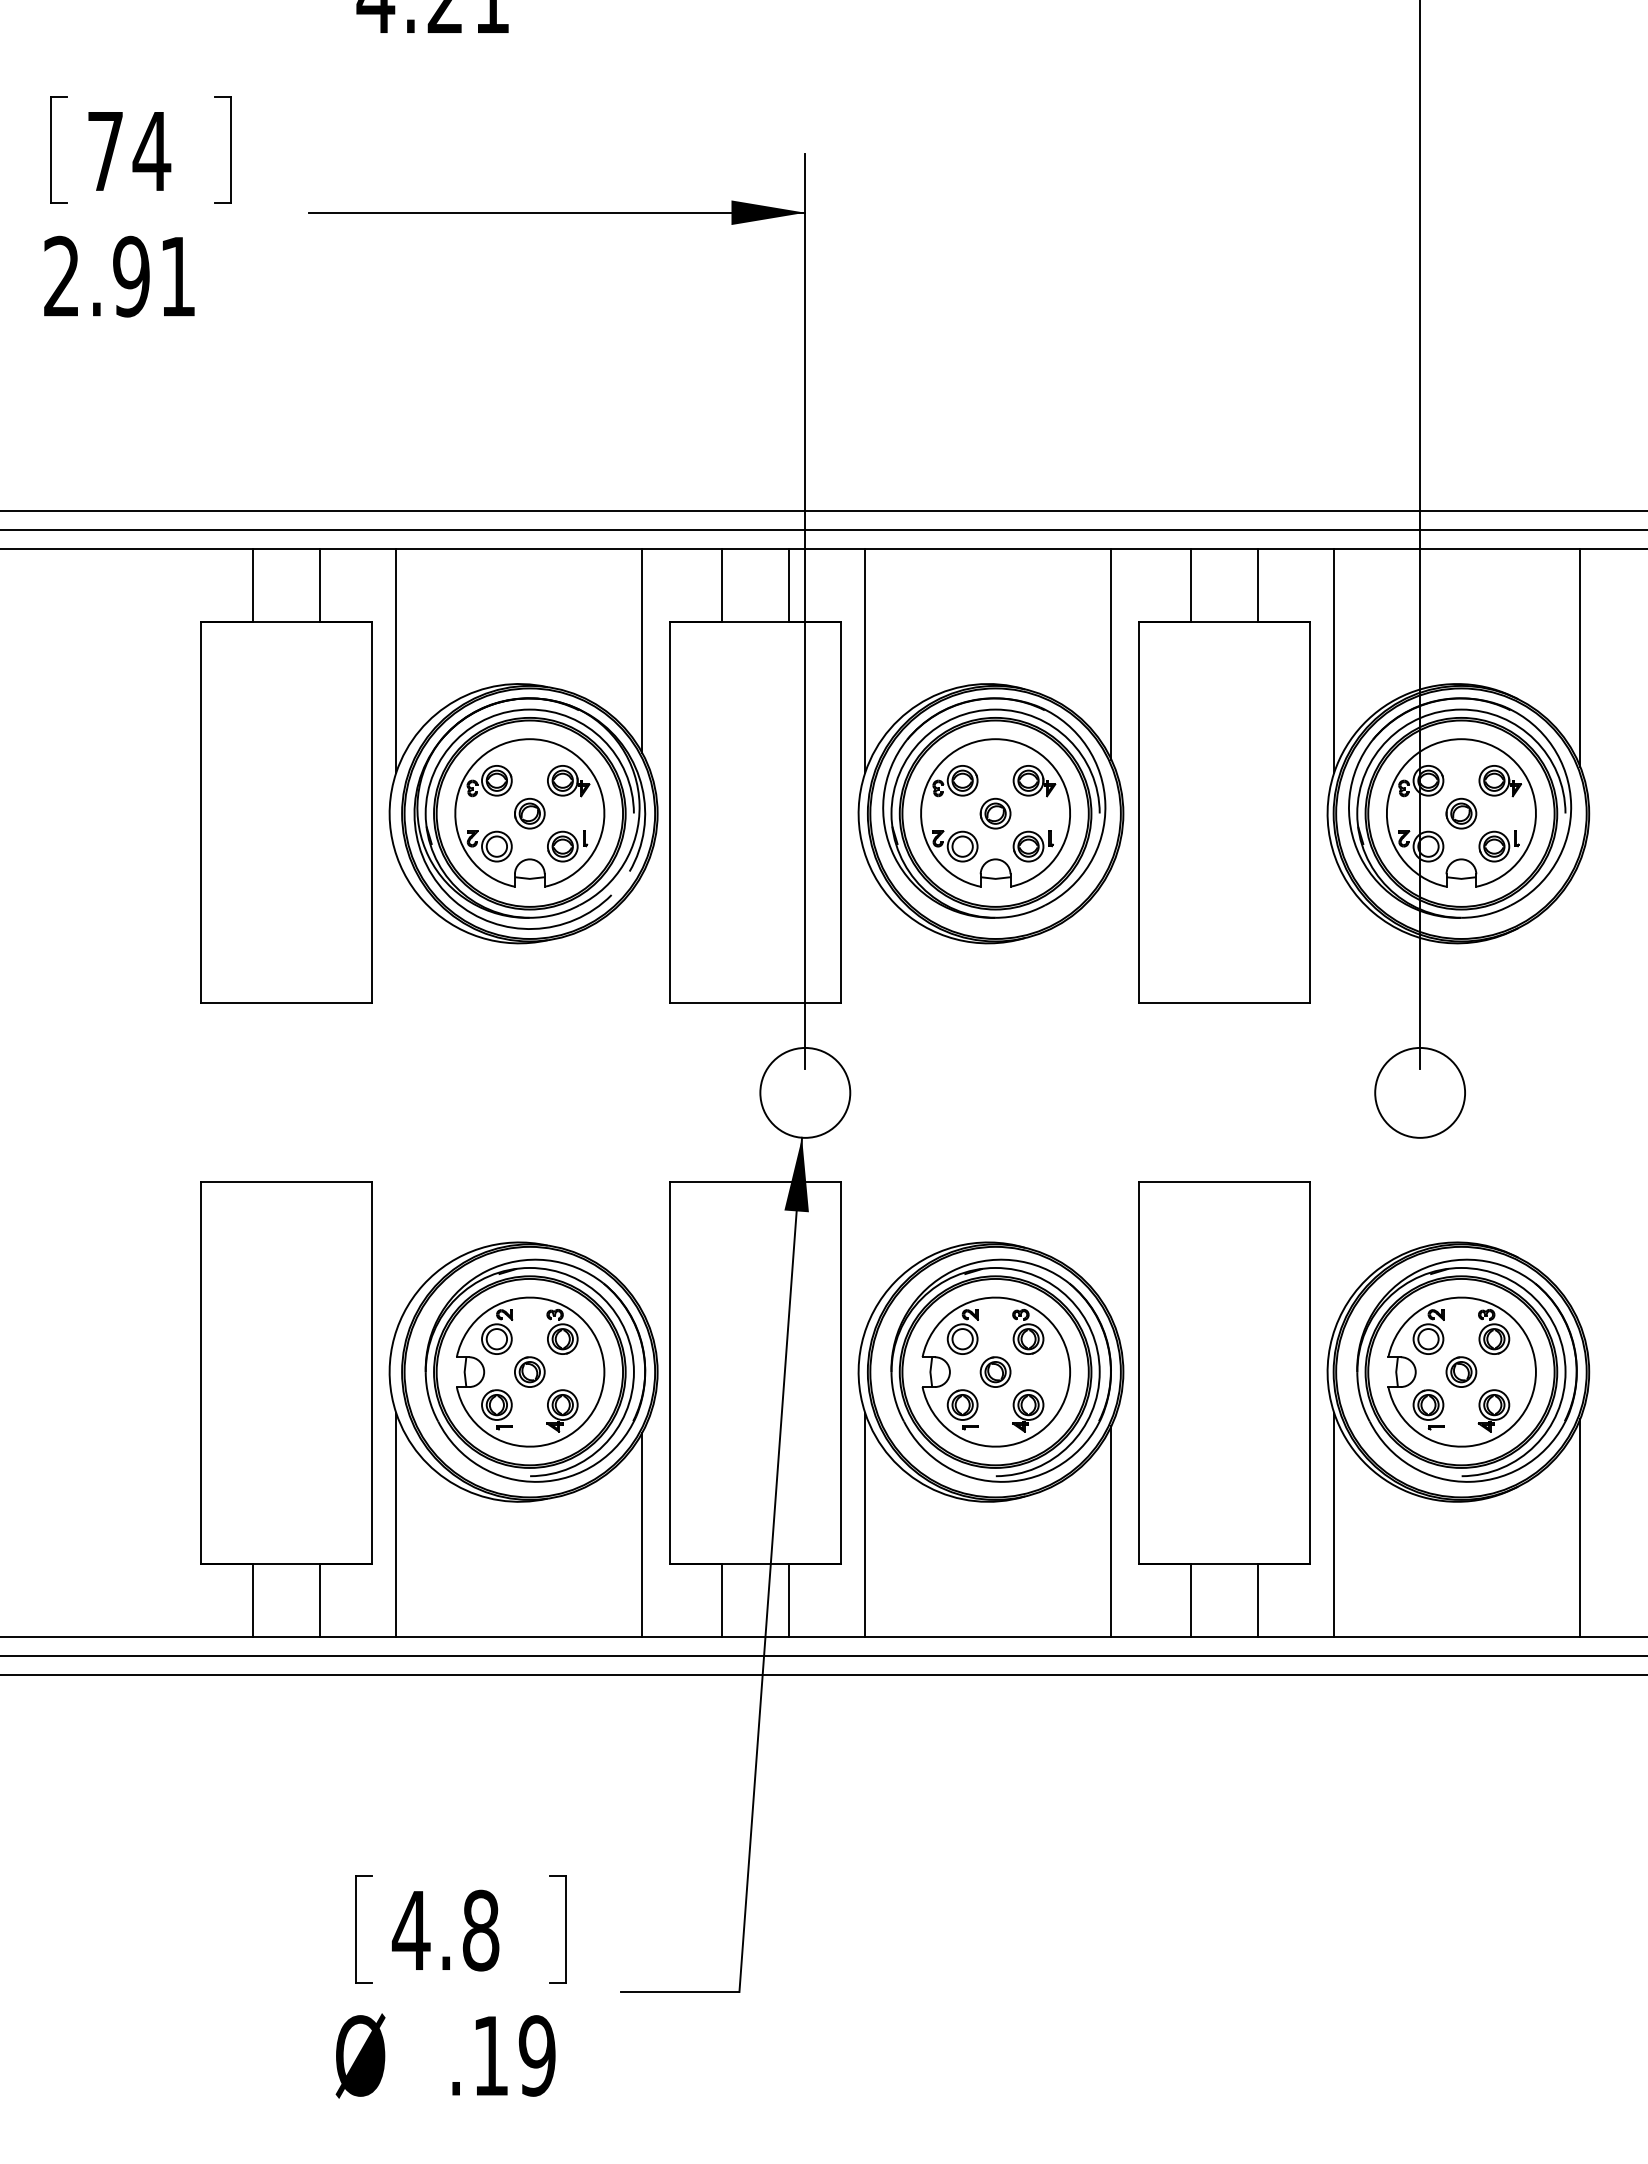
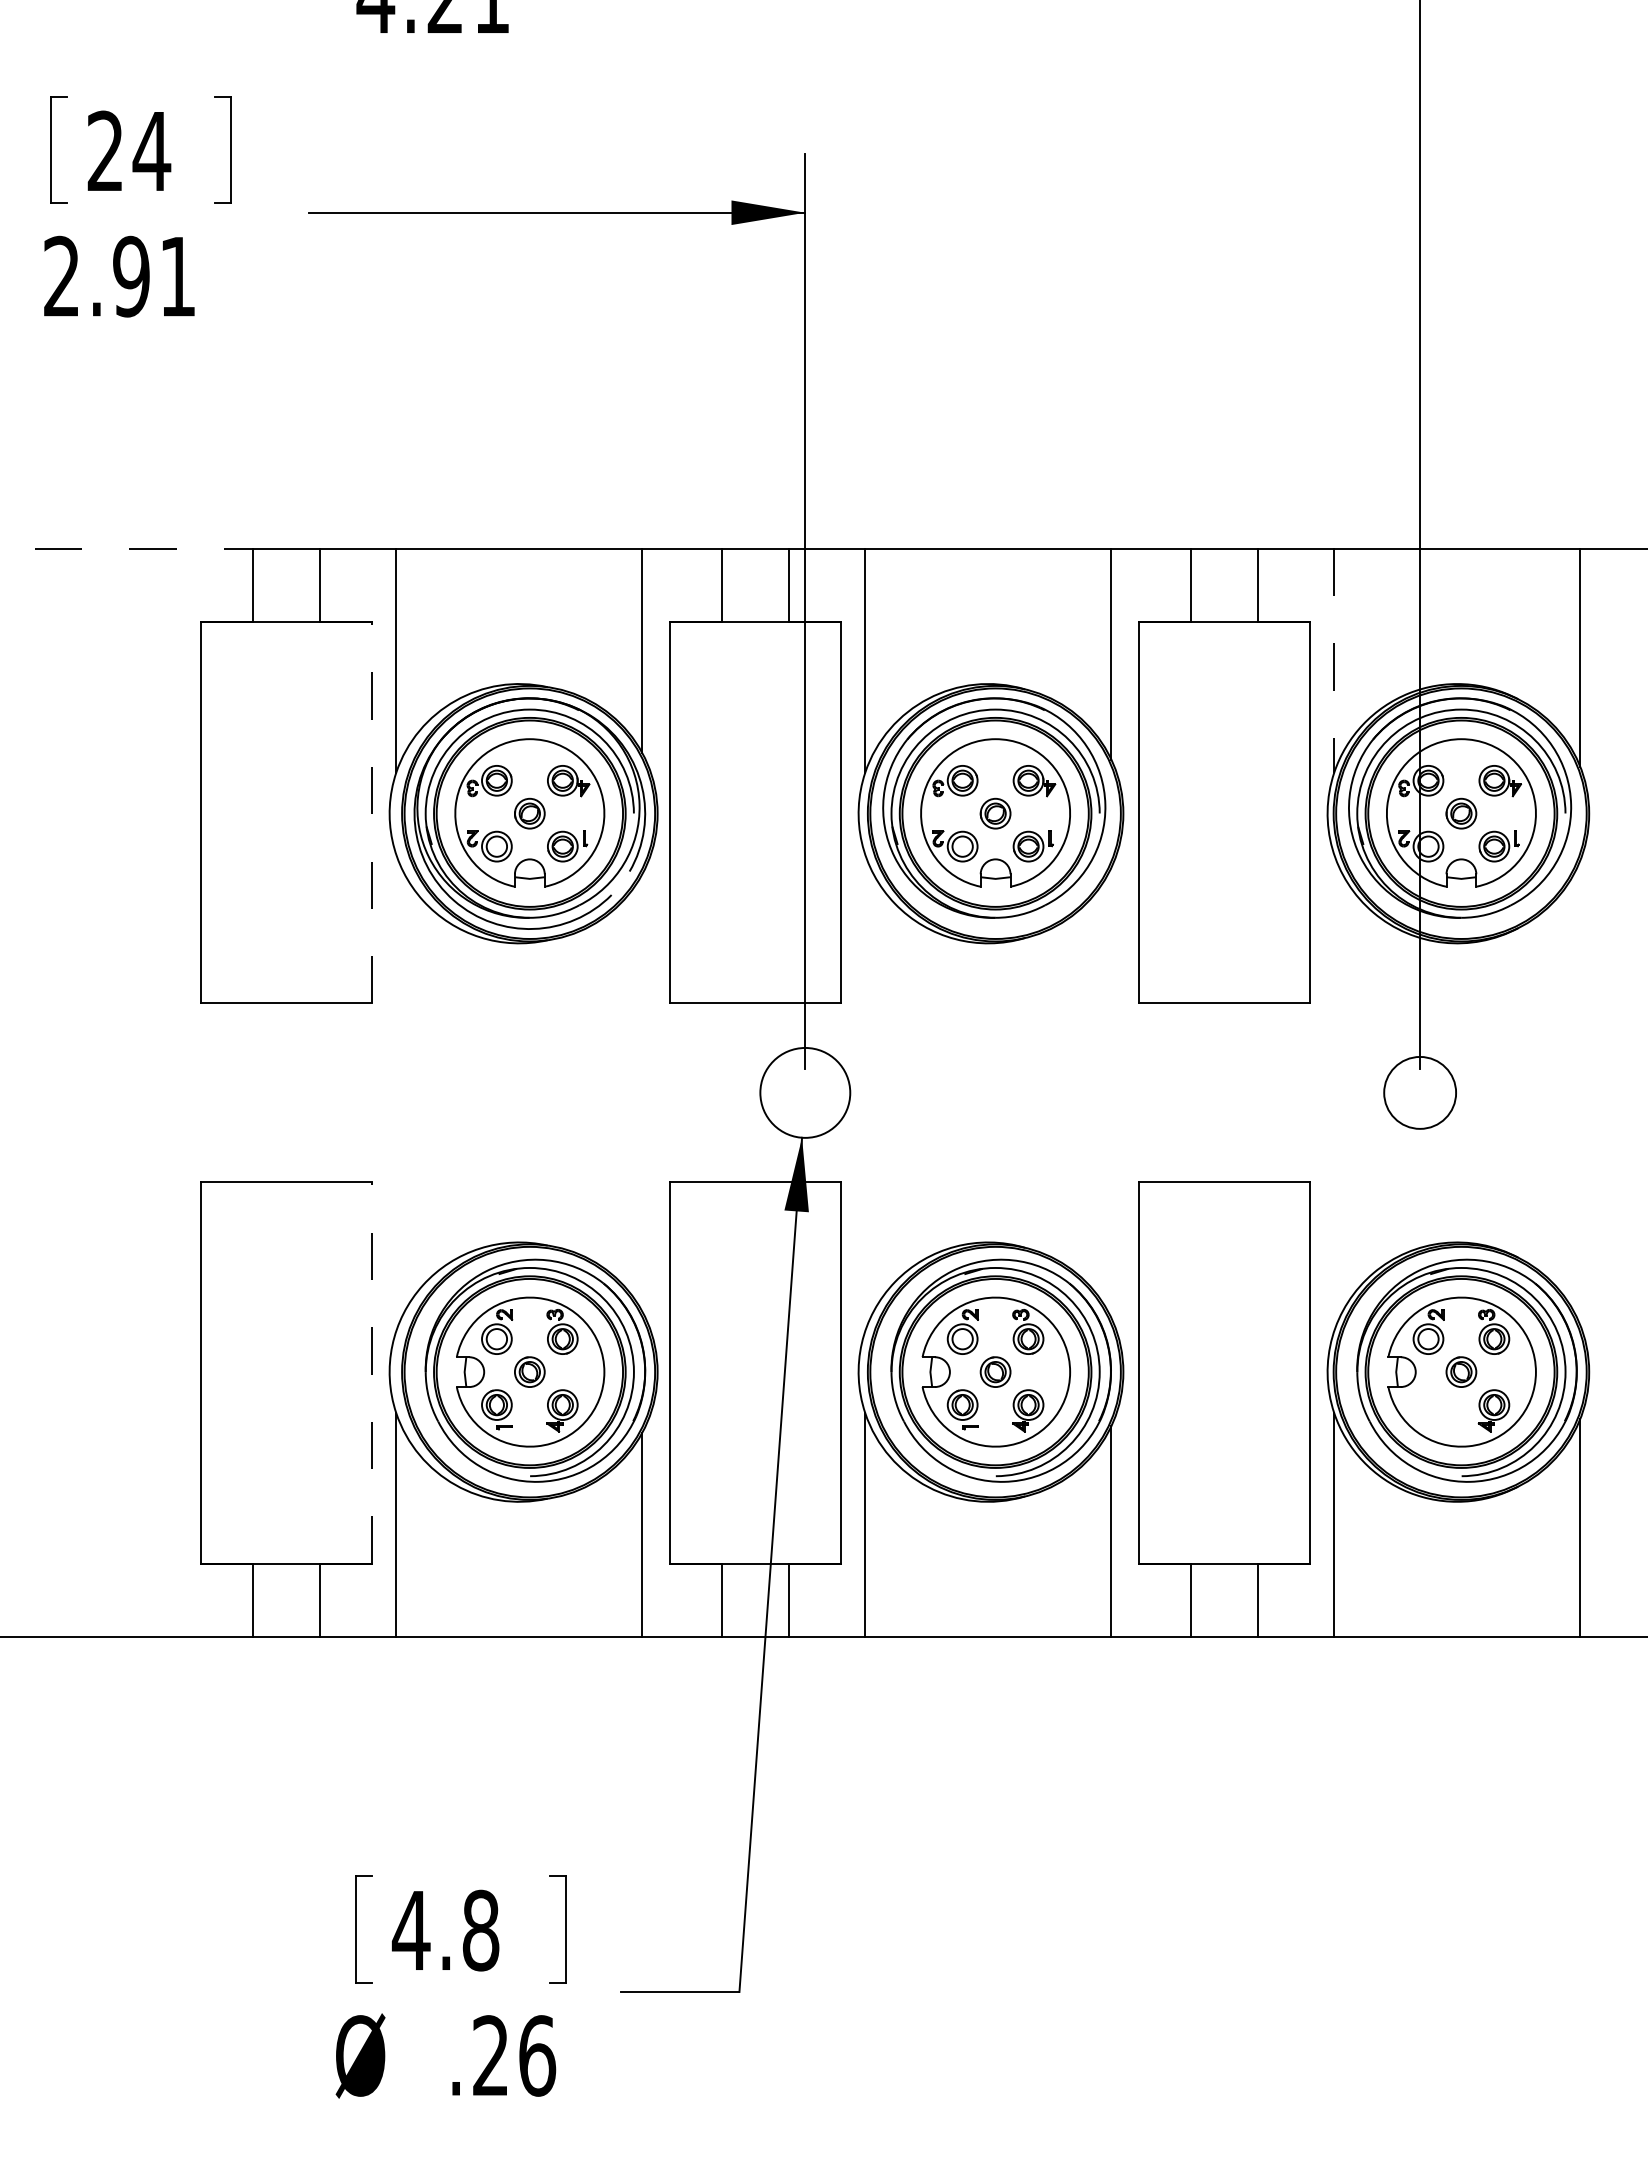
text: 74 -> 24 (104, 150)
line: present -> none (823, 510)
line: present -> none (823, 529)
line: solid -> dashed (127, 548)
line: solid -> dashed (1334, 661)
line: solid -> dashed (371, 812)
circle diameter: 90 px -> 72 px (1420, 1092)
line: solid -> dashed (371, 1373)
part: present -> none (1428, 1409)
line: present -> none (823, 1656)
line: present -> none (823, 1675)
text: .19 -> .26 (514, 2055)
